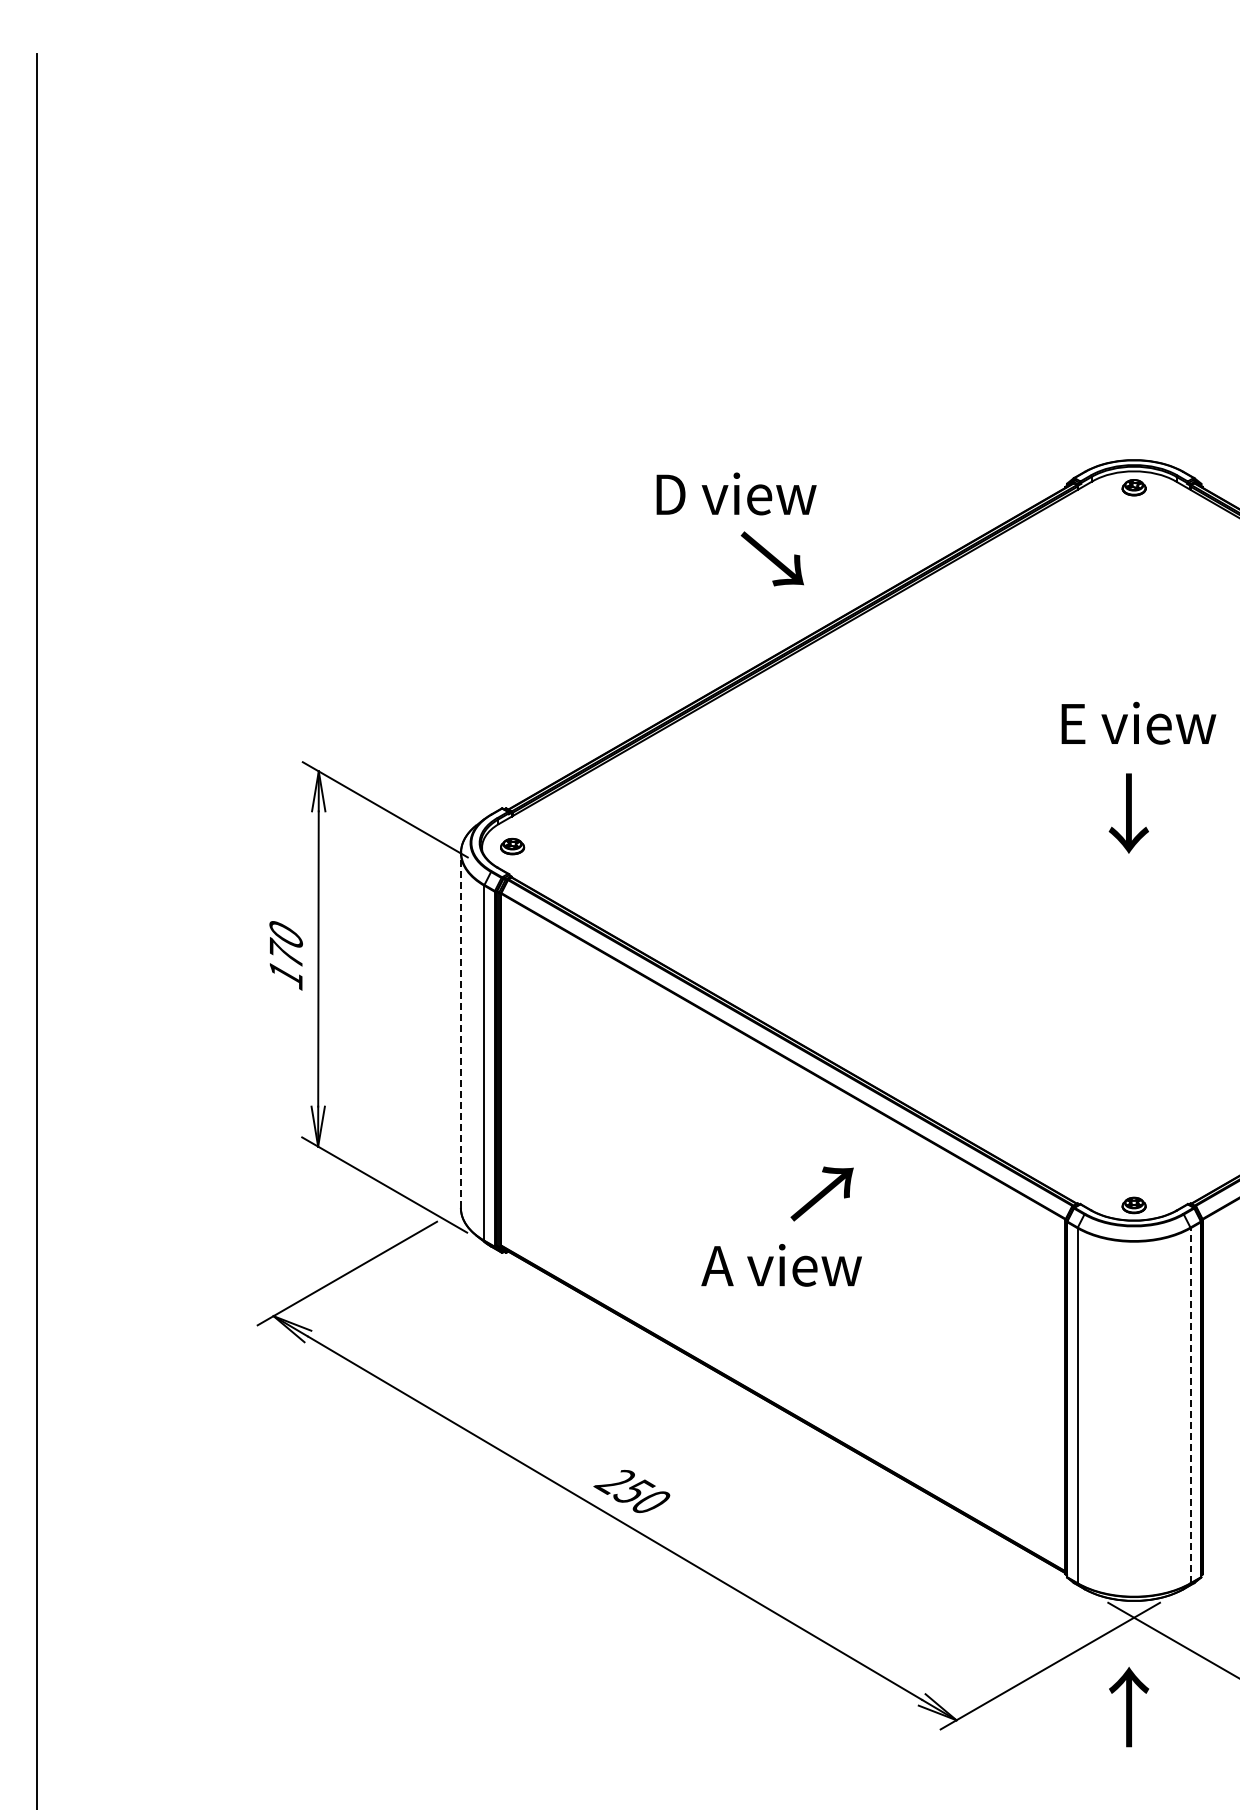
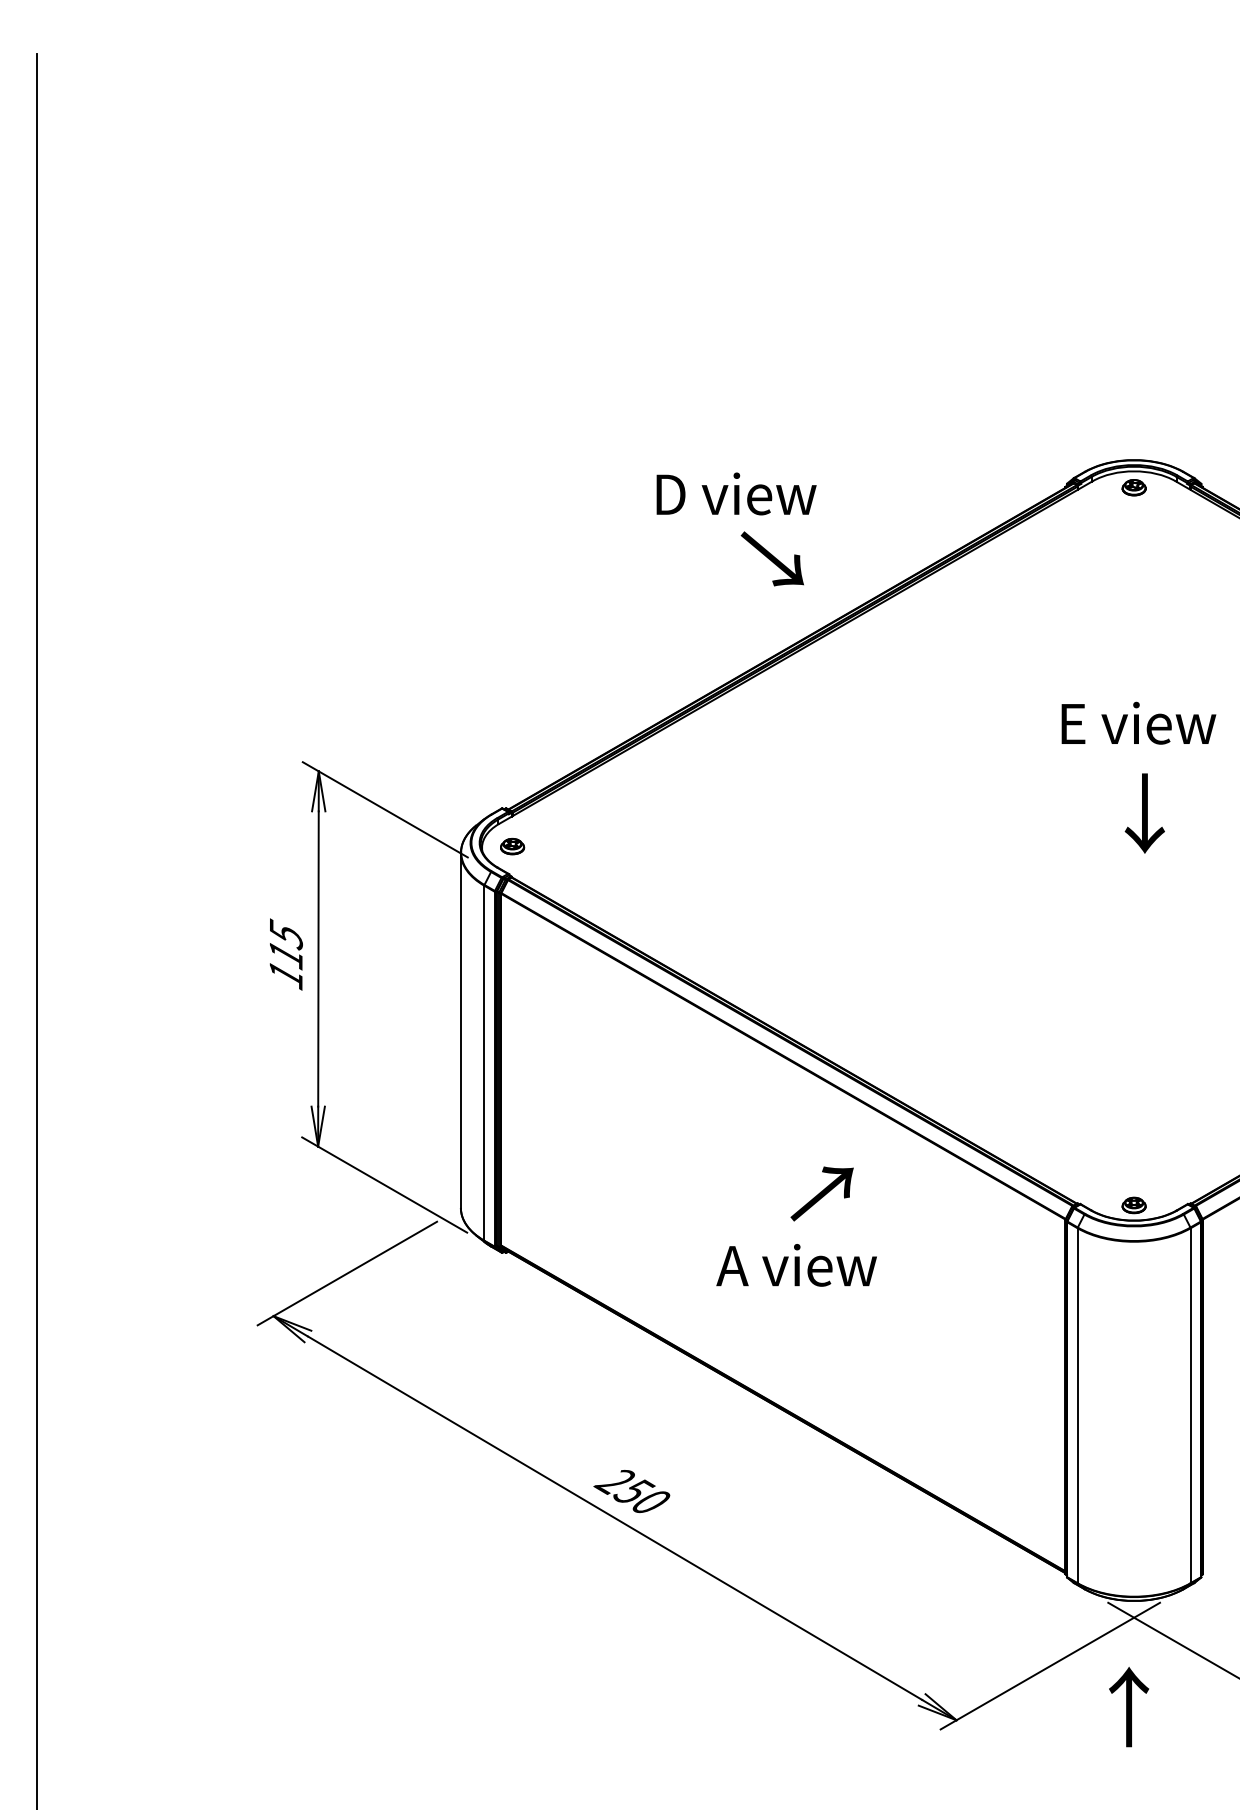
text position: (1128, 813) -> (1144, 813) (1144, 813)
text: 170 -> 115 (285, 944)
line: dashed -> solid (460, 1030)
text position: (781, 1265) -> (796, 1265) (796, 1265)
line: dashed -> solid (1190, 1405)
